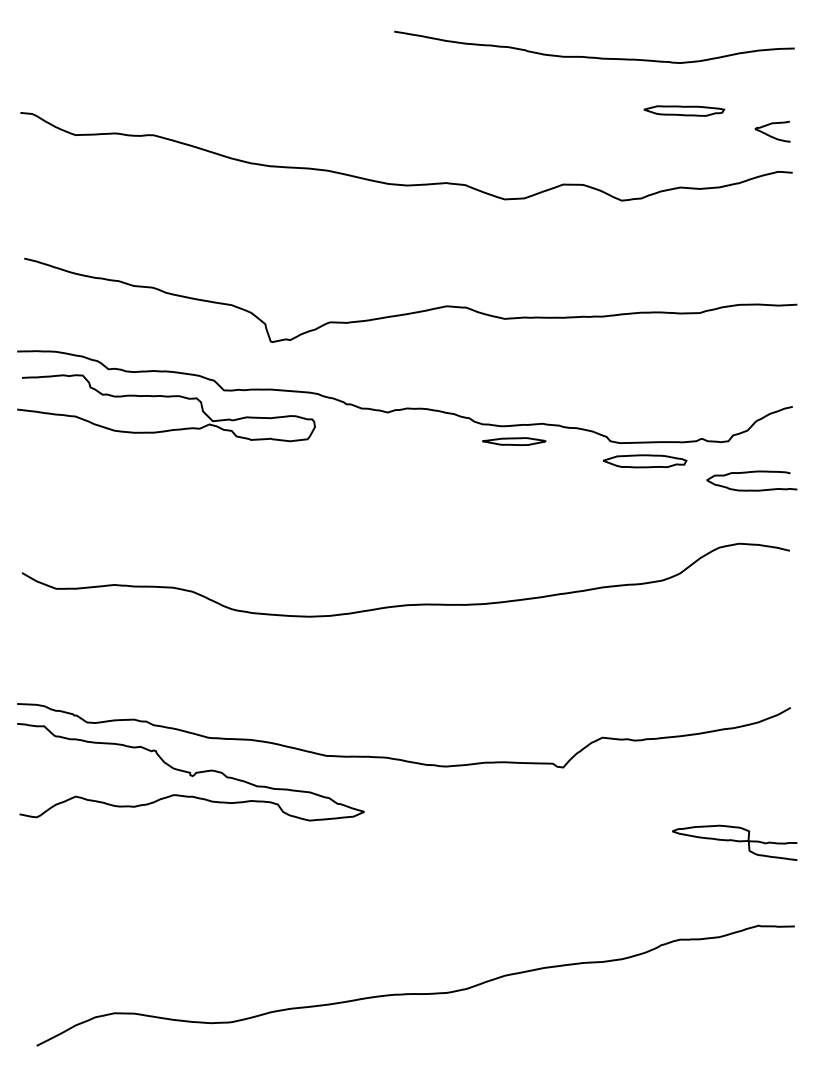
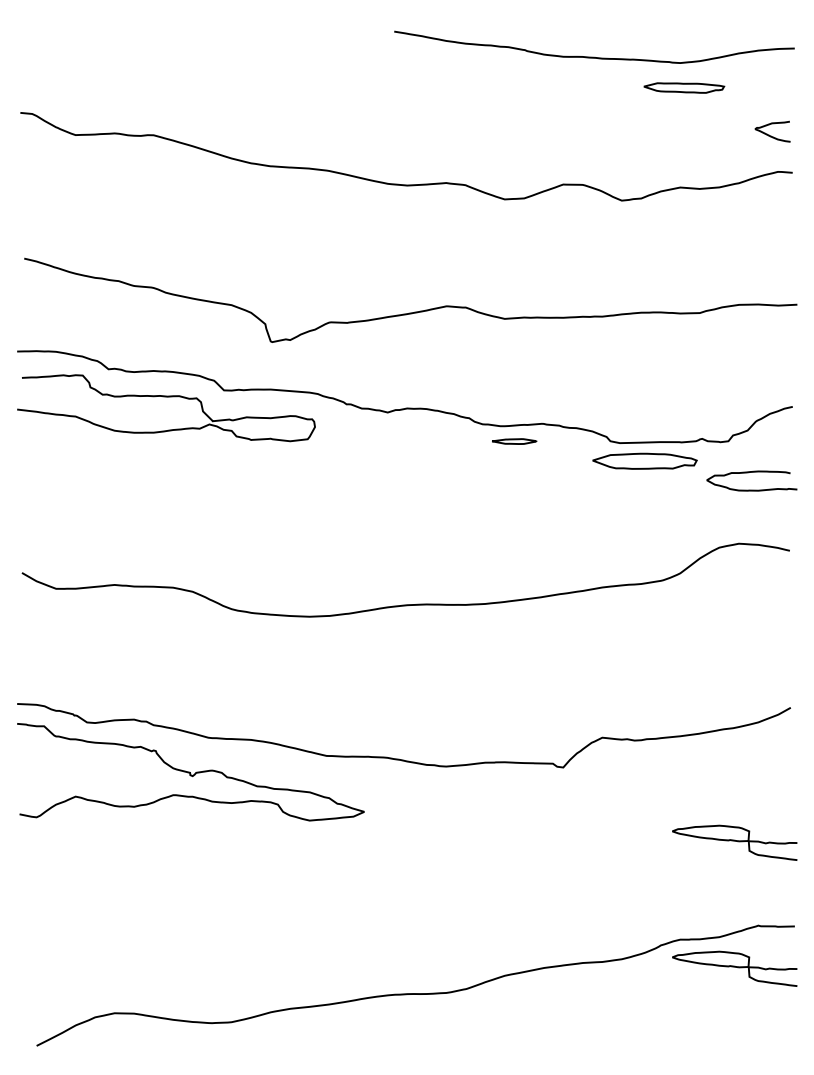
part position: (684, 110) -> (684, 87) (684, 87)
part size: 65x9 px -> 46x7 px (514, 441)
part size: 86x15 px -> 106x18 px (644, 460)
part: none -> present (734, 968)
